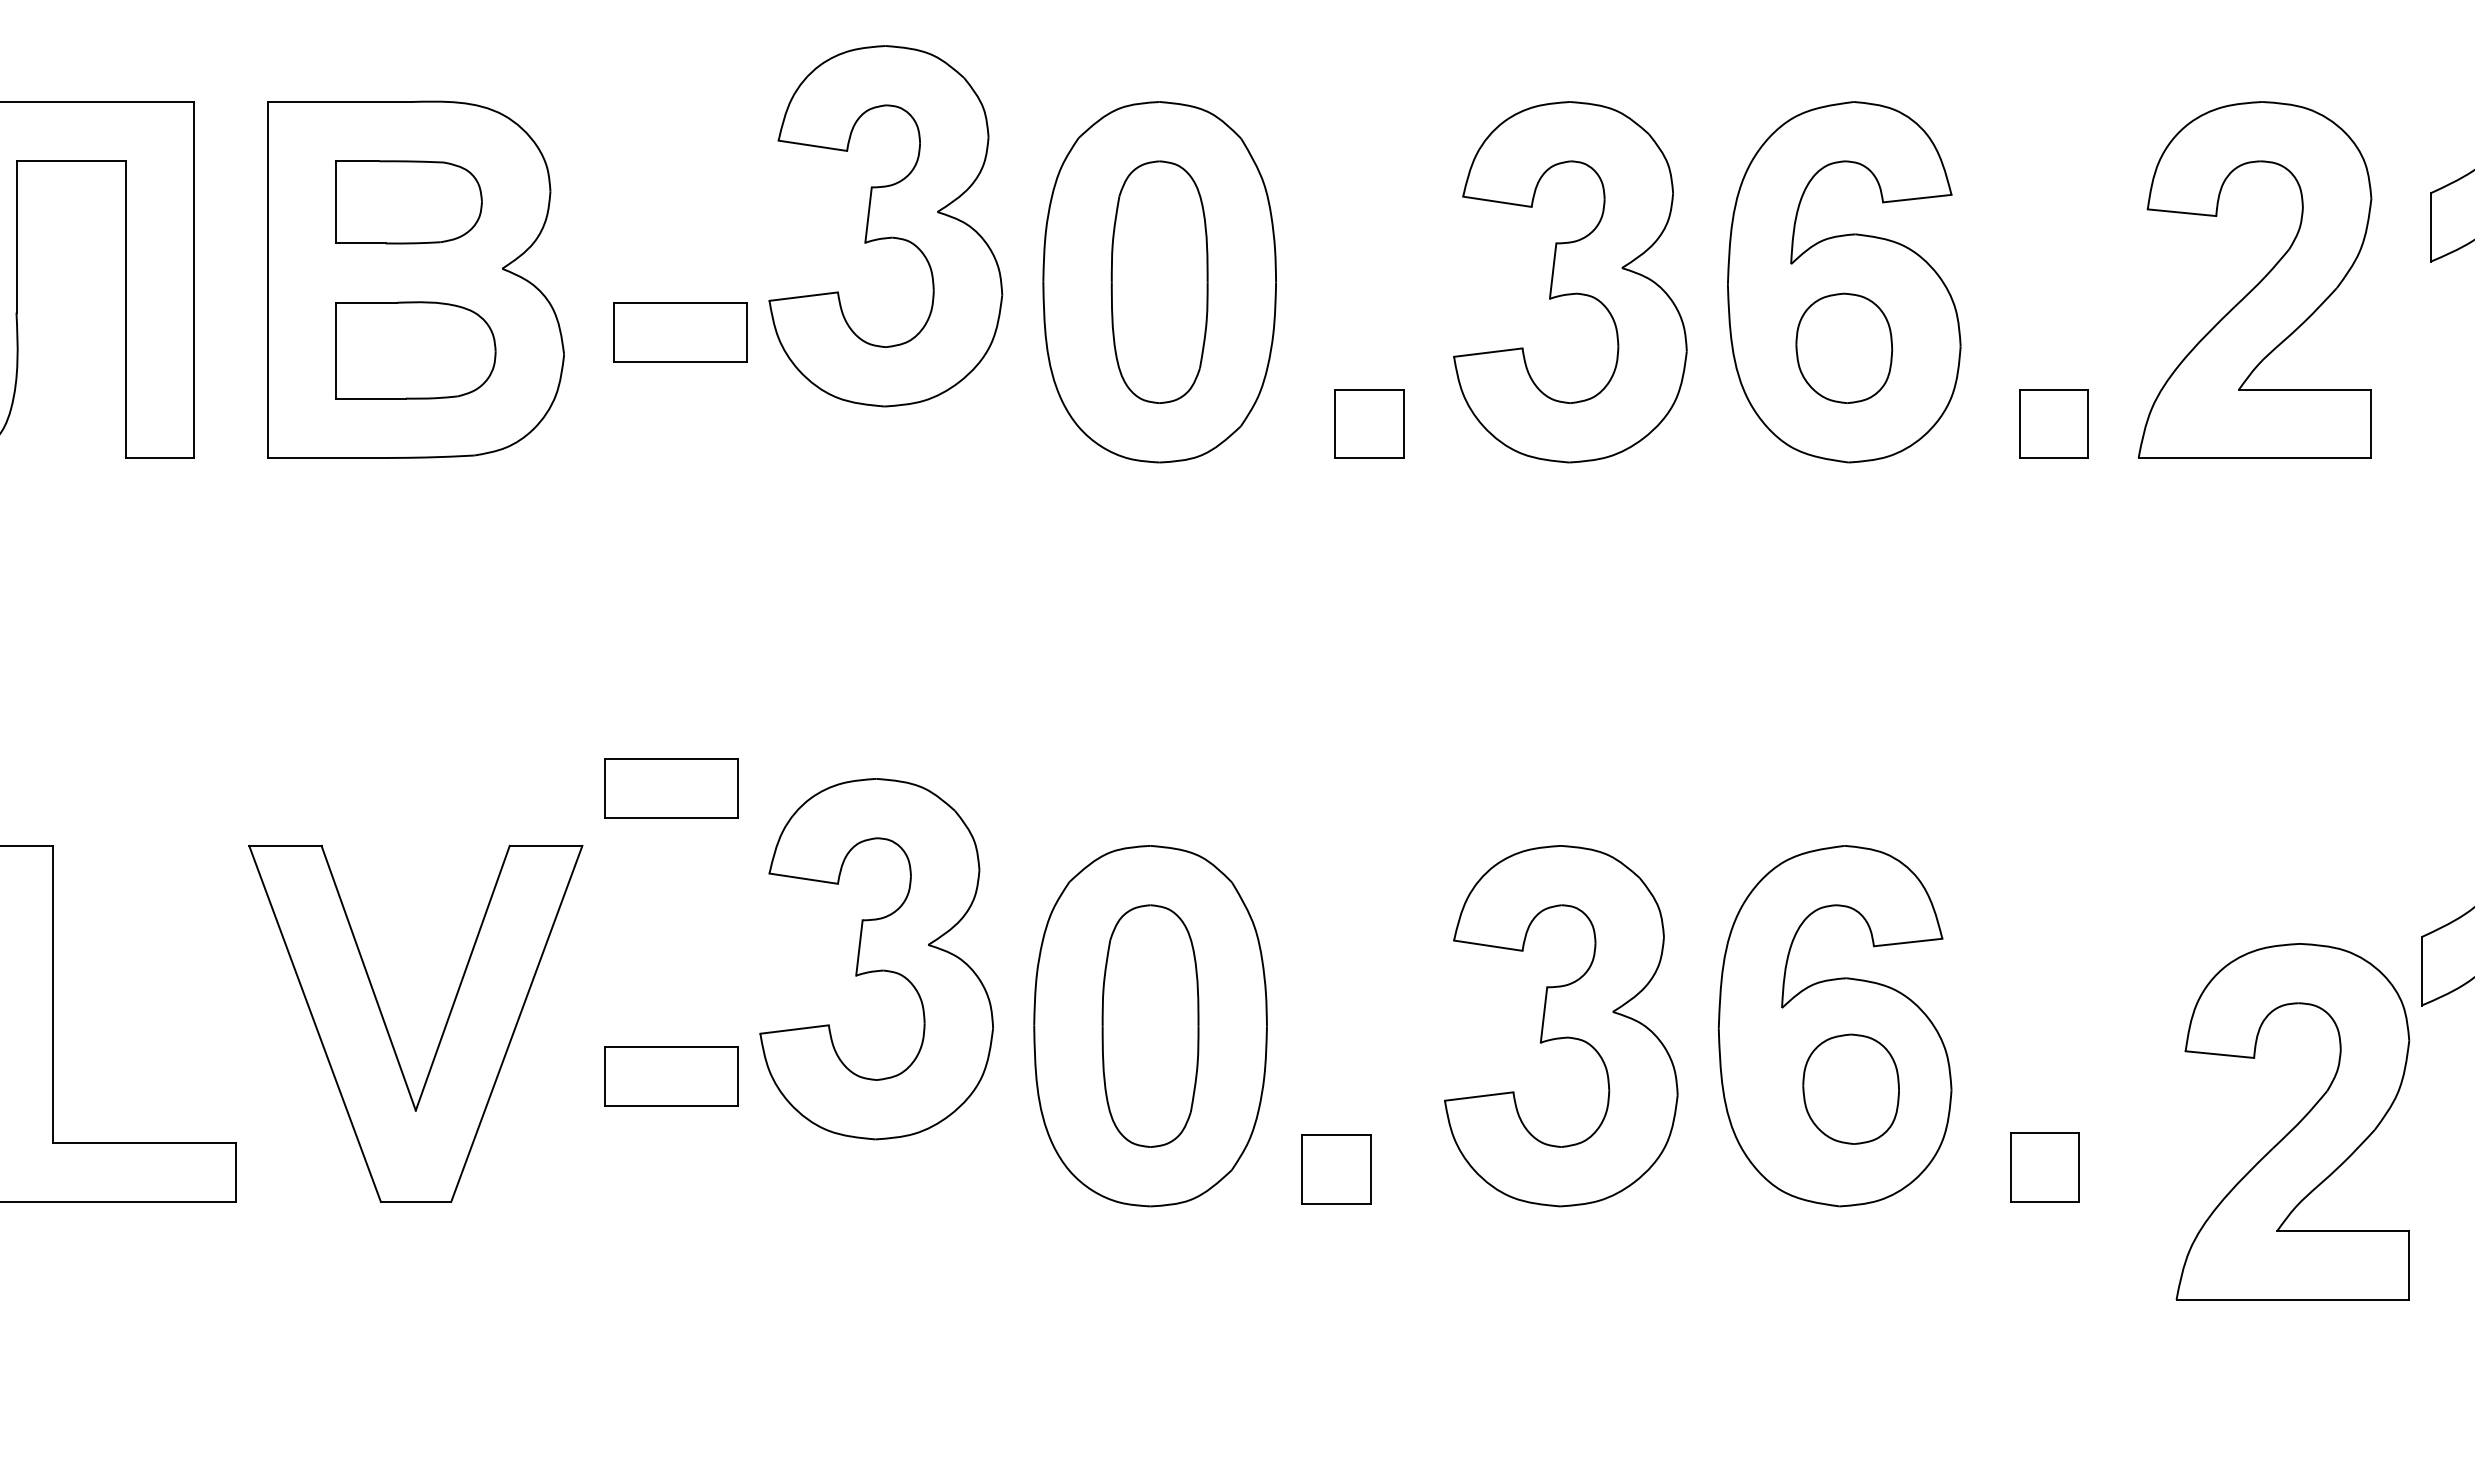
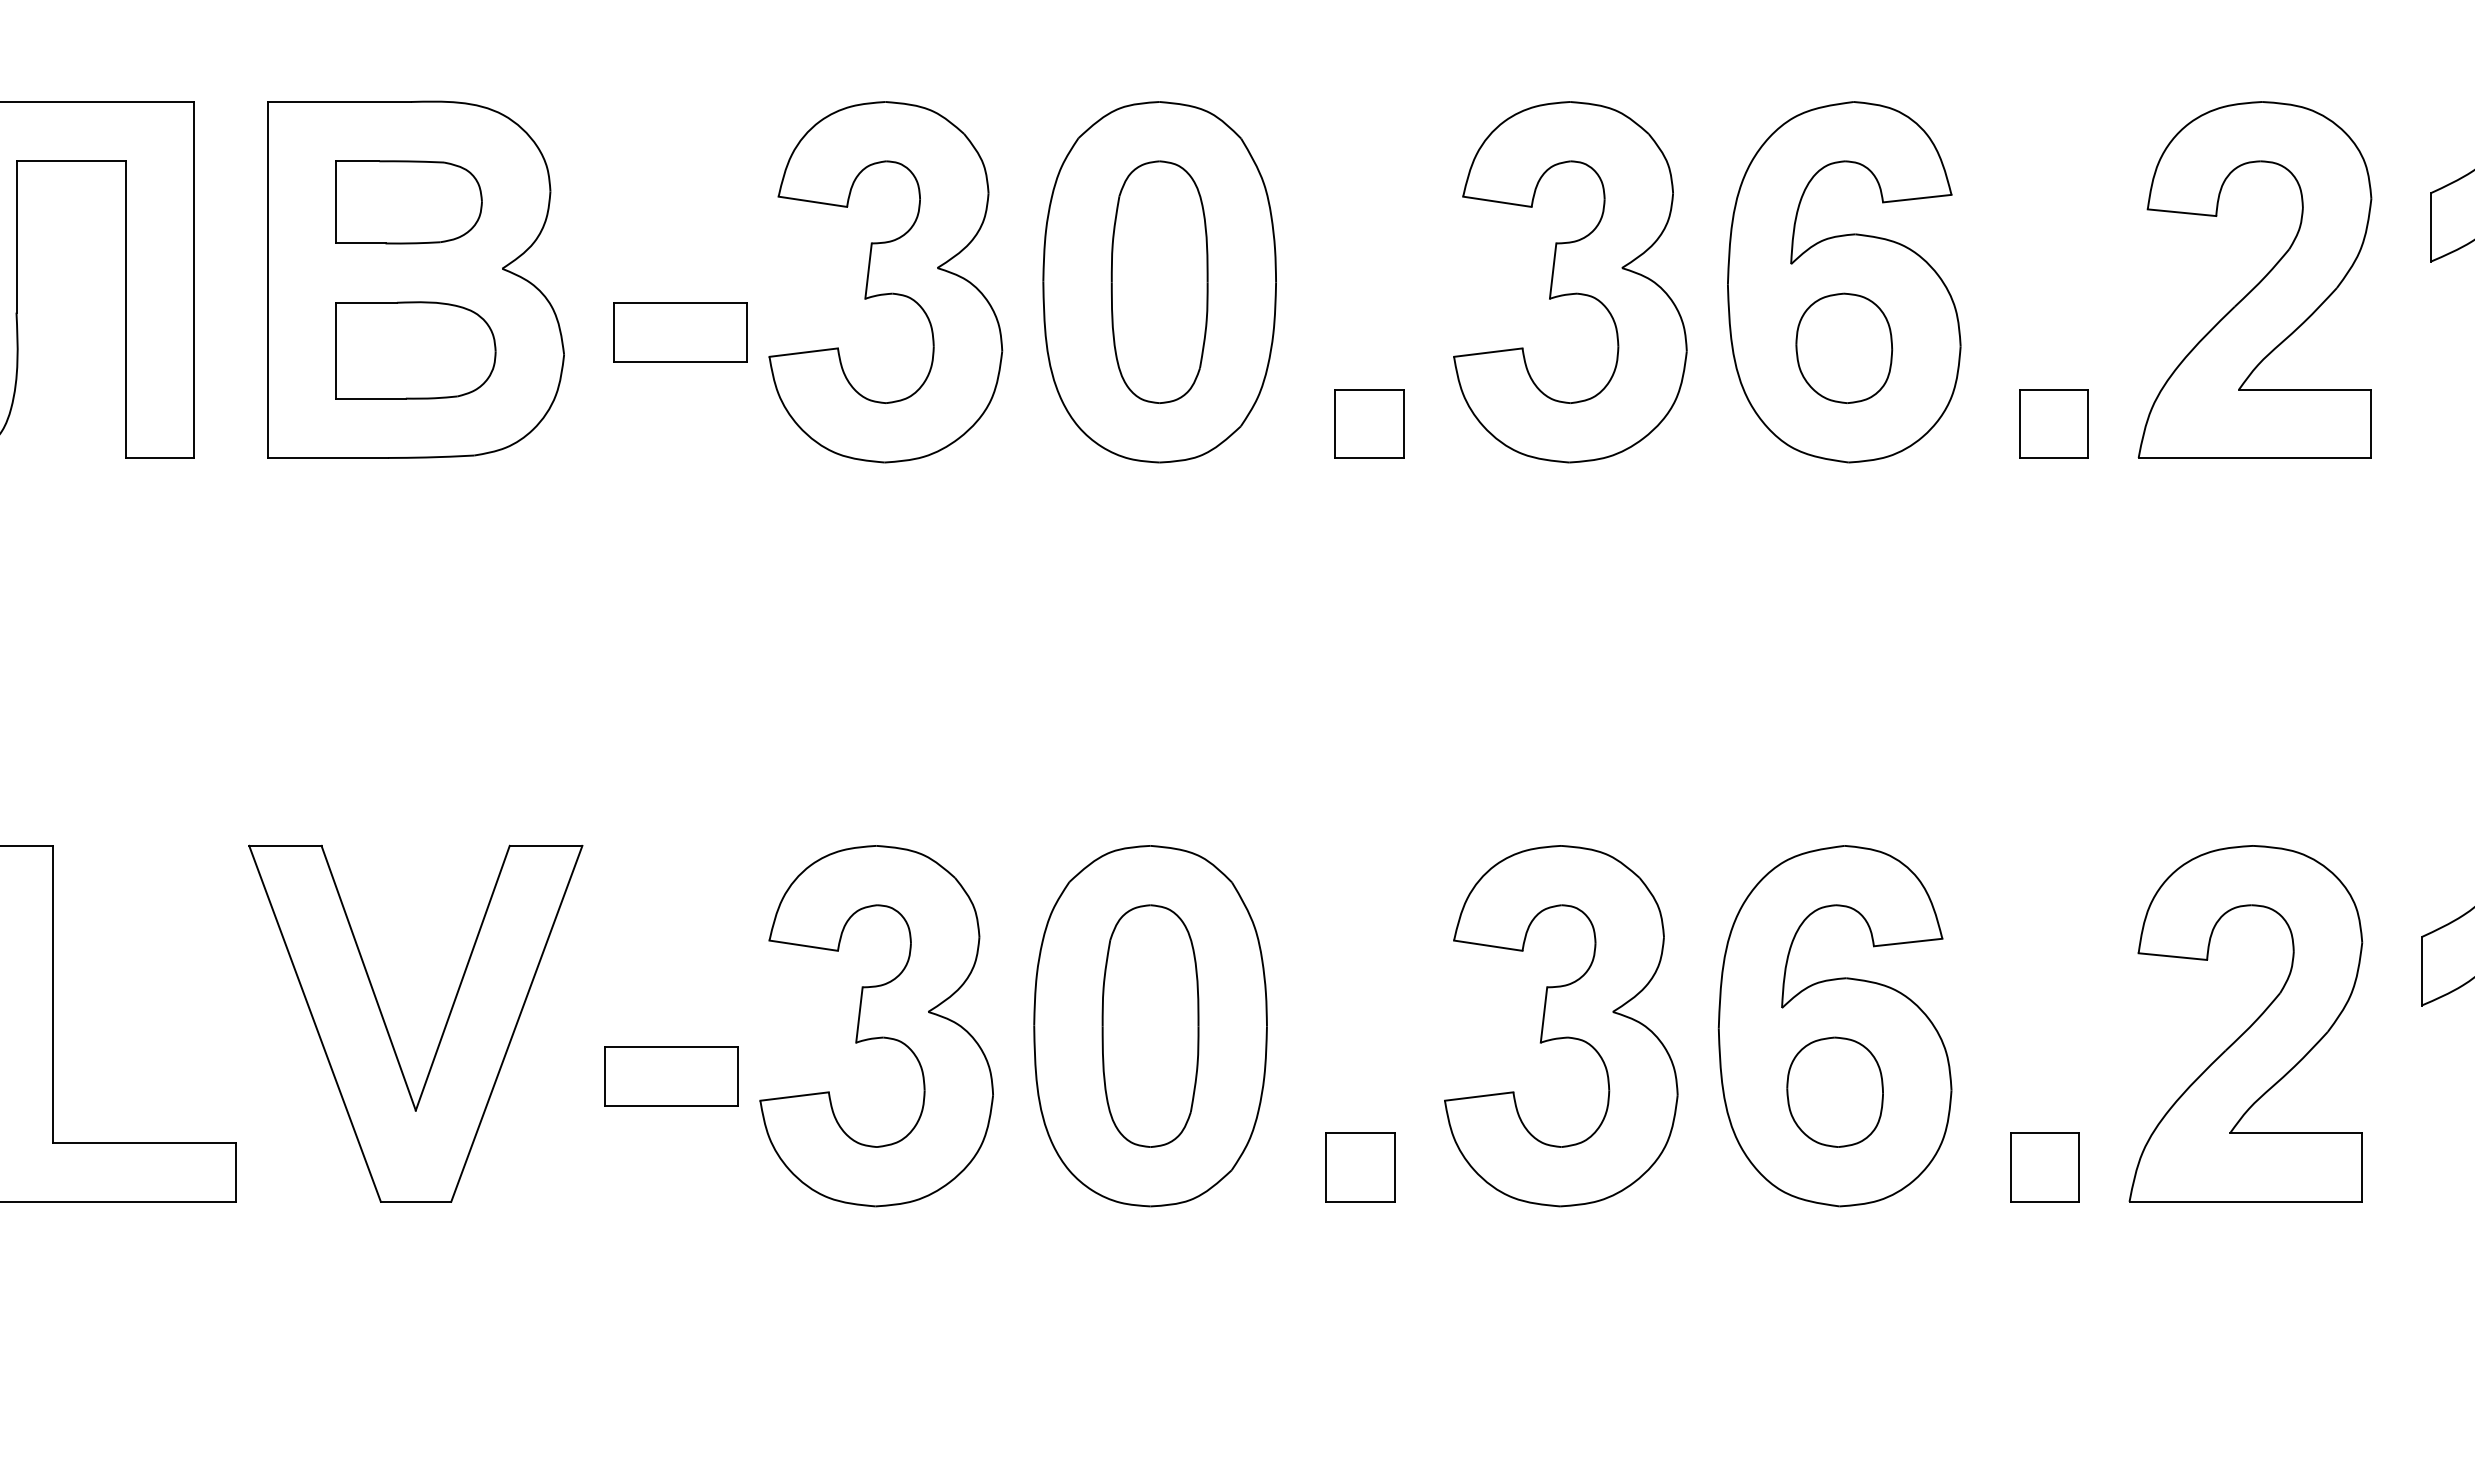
part position: (885, 226) -> (885, 282) (885, 282)
part: present -> none (671, 788)
part position: (876, 959) -> (876, 1026) (876, 1026)
part position: (1850, 1088) -> (1834, 1091) (1834, 1091)
part position: (2292, 1121) -> (2245, 1023) (2245, 1023)
part position: (1336, 1169) -> (1360, 1167) (1360, 1167)
